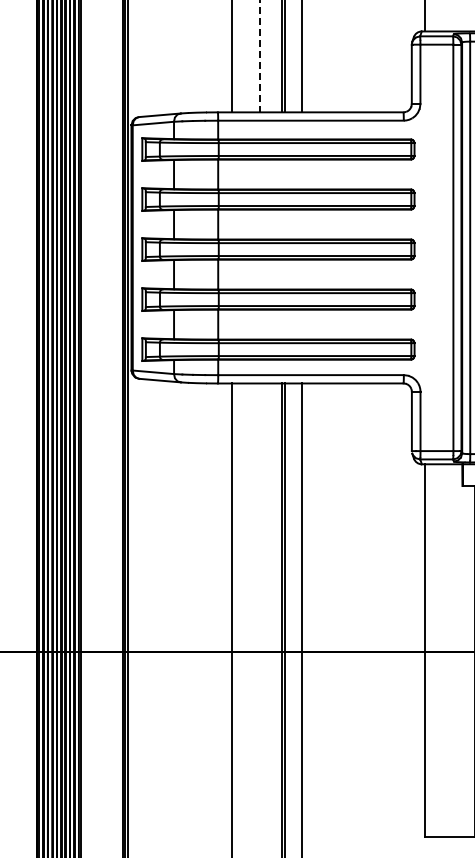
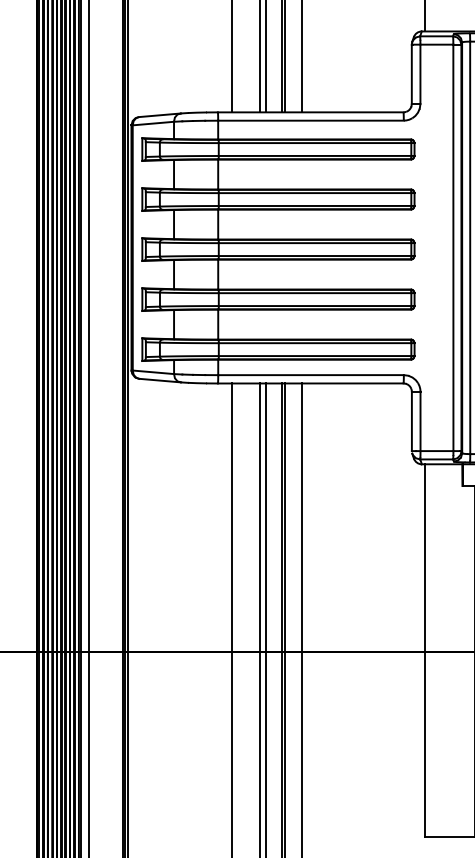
line: dashed -> solid (259, 56)
line: none -> present (265, 57)
line: none -> present (89, 428)
line: none -> present (259, 618)
line: none -> present (265, 618)
